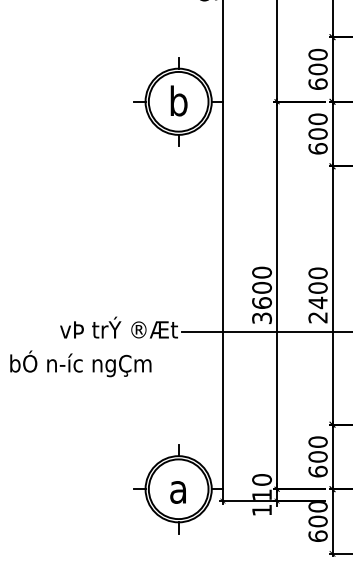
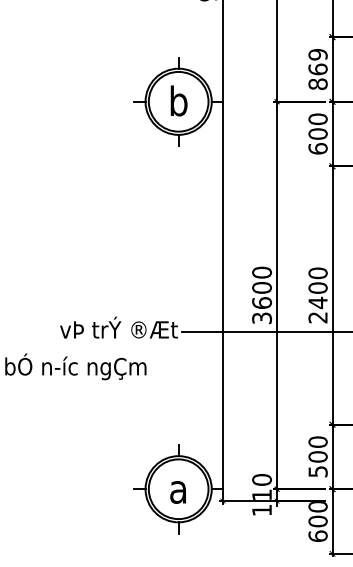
text: 600 -> 869 (317, 69)
text position: (80, 363) -> (75, 366) (75, 366)
text: 600 -> 500 (317, 471)
